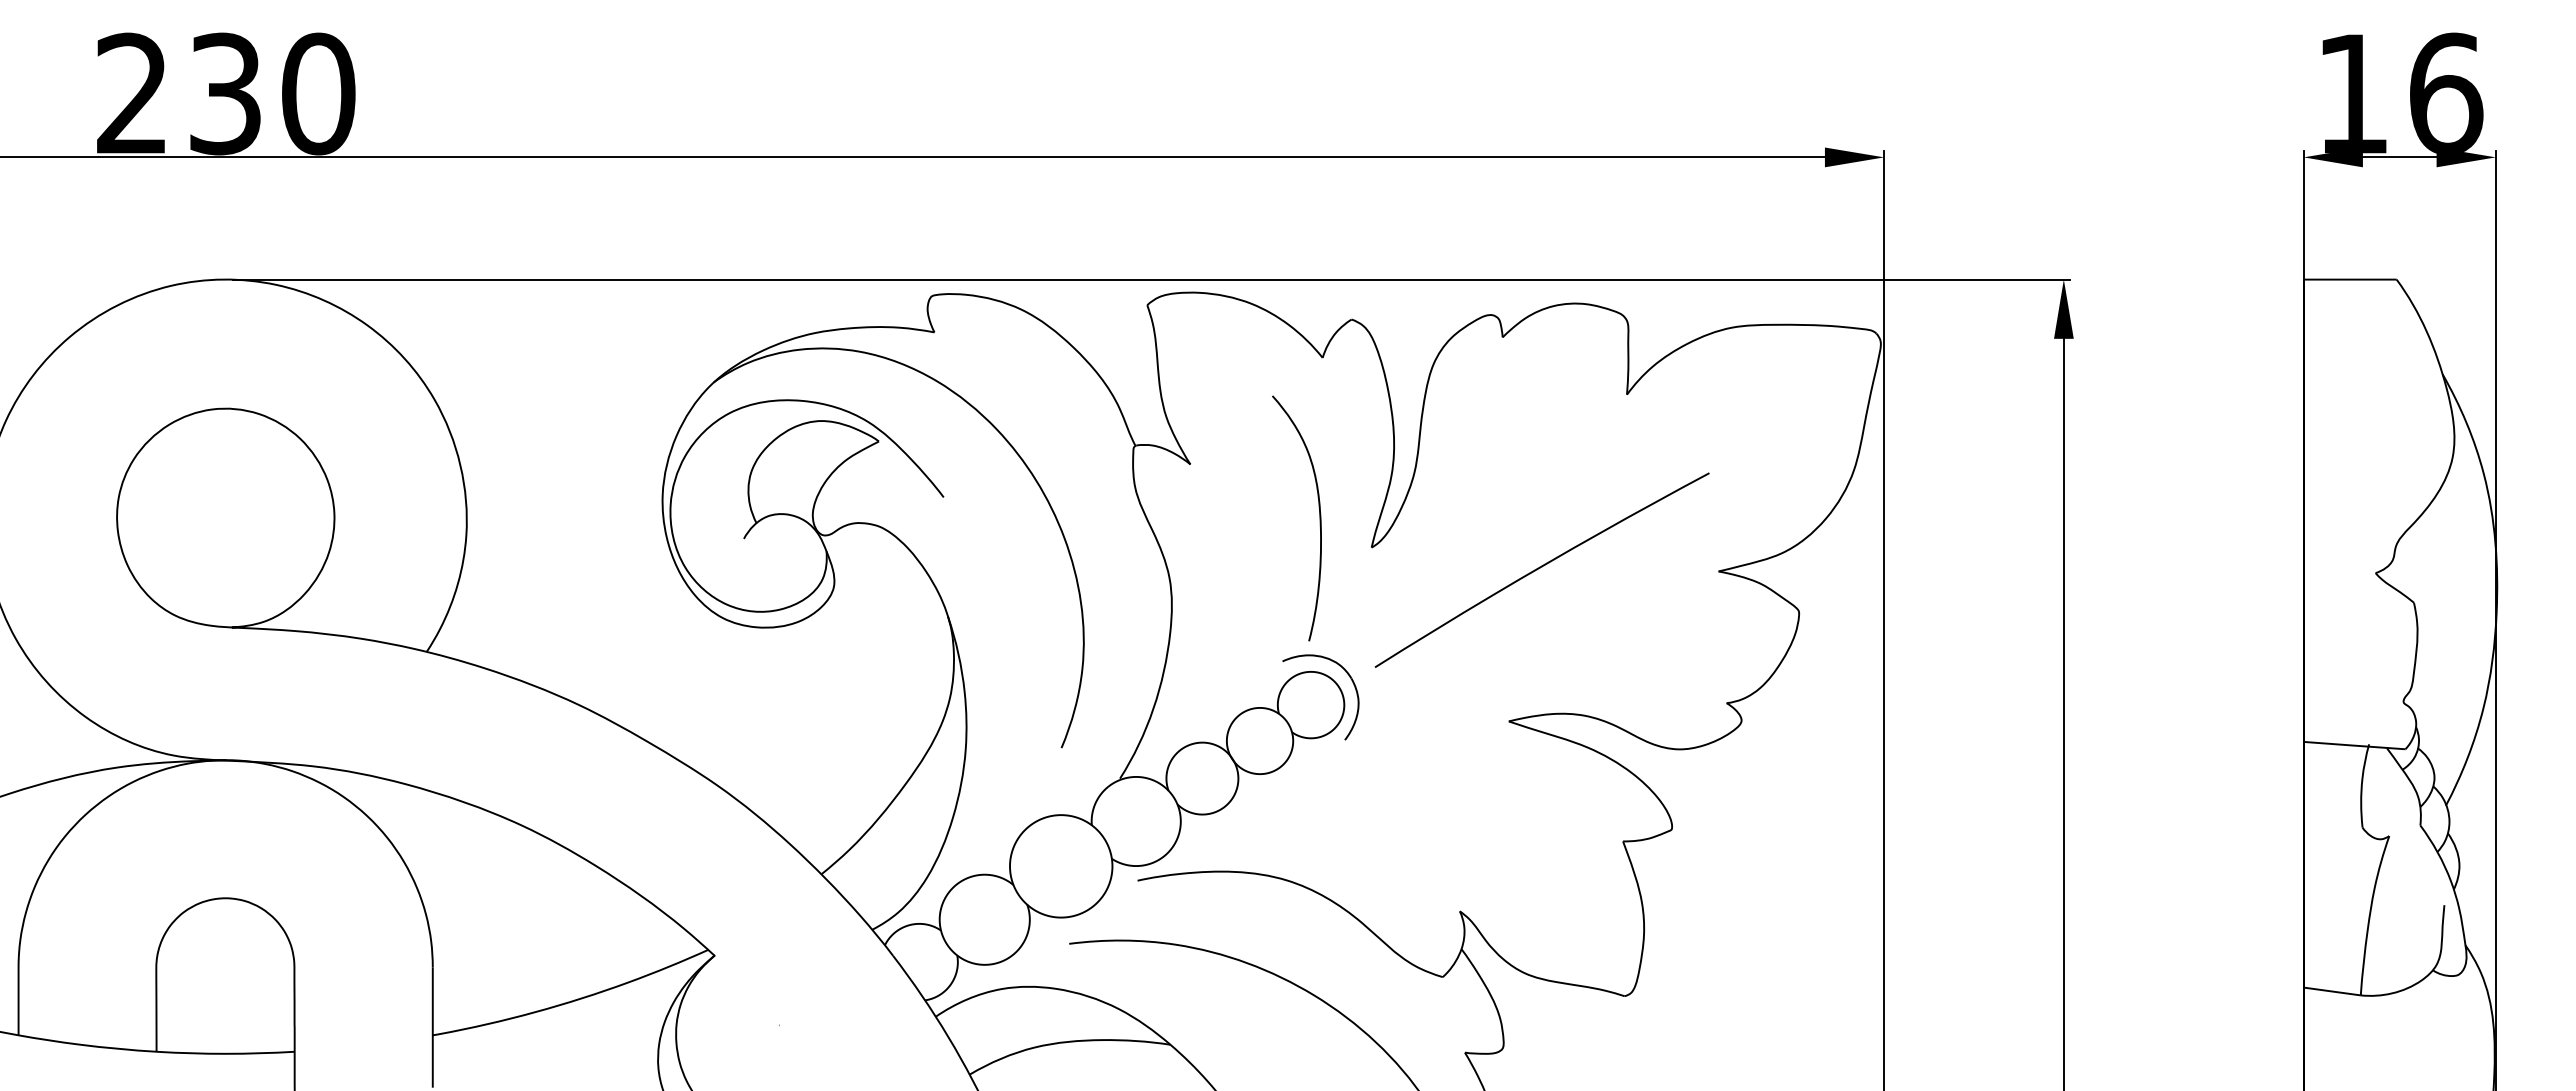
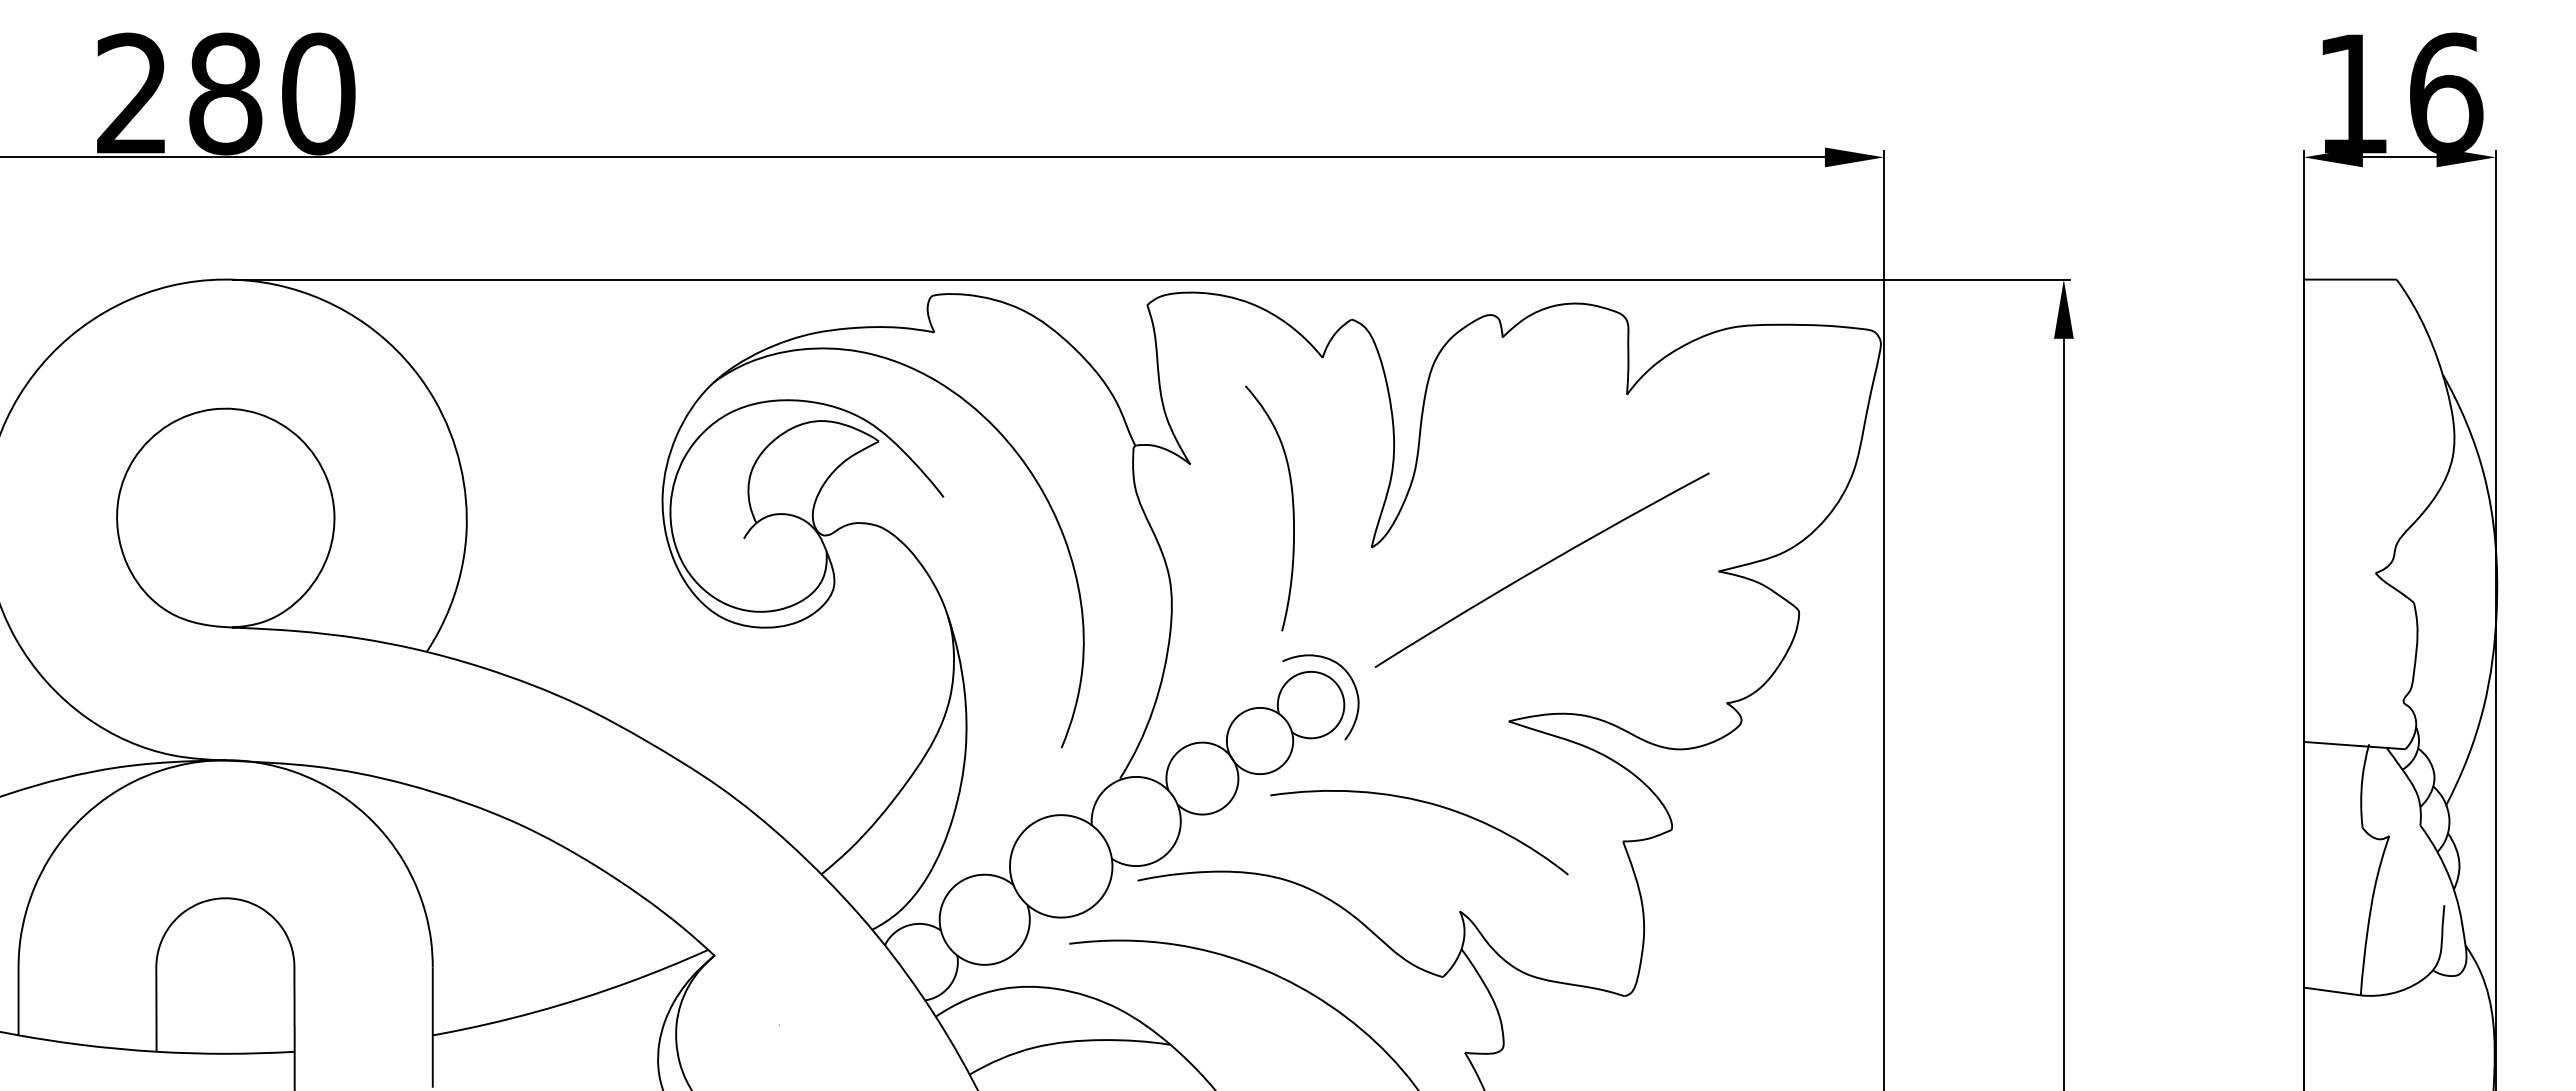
text: 230 -> 280 (225, 93)
curve position: (1319, 518) -> (1292, 508) (1292, 508)
curve: none -> present (1425, 803)
